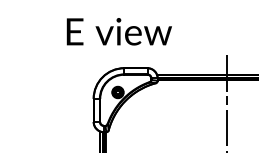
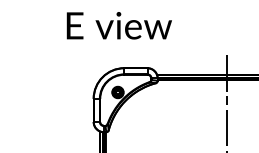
text position: (118, 31) -> (118, 25) (118, 25)
